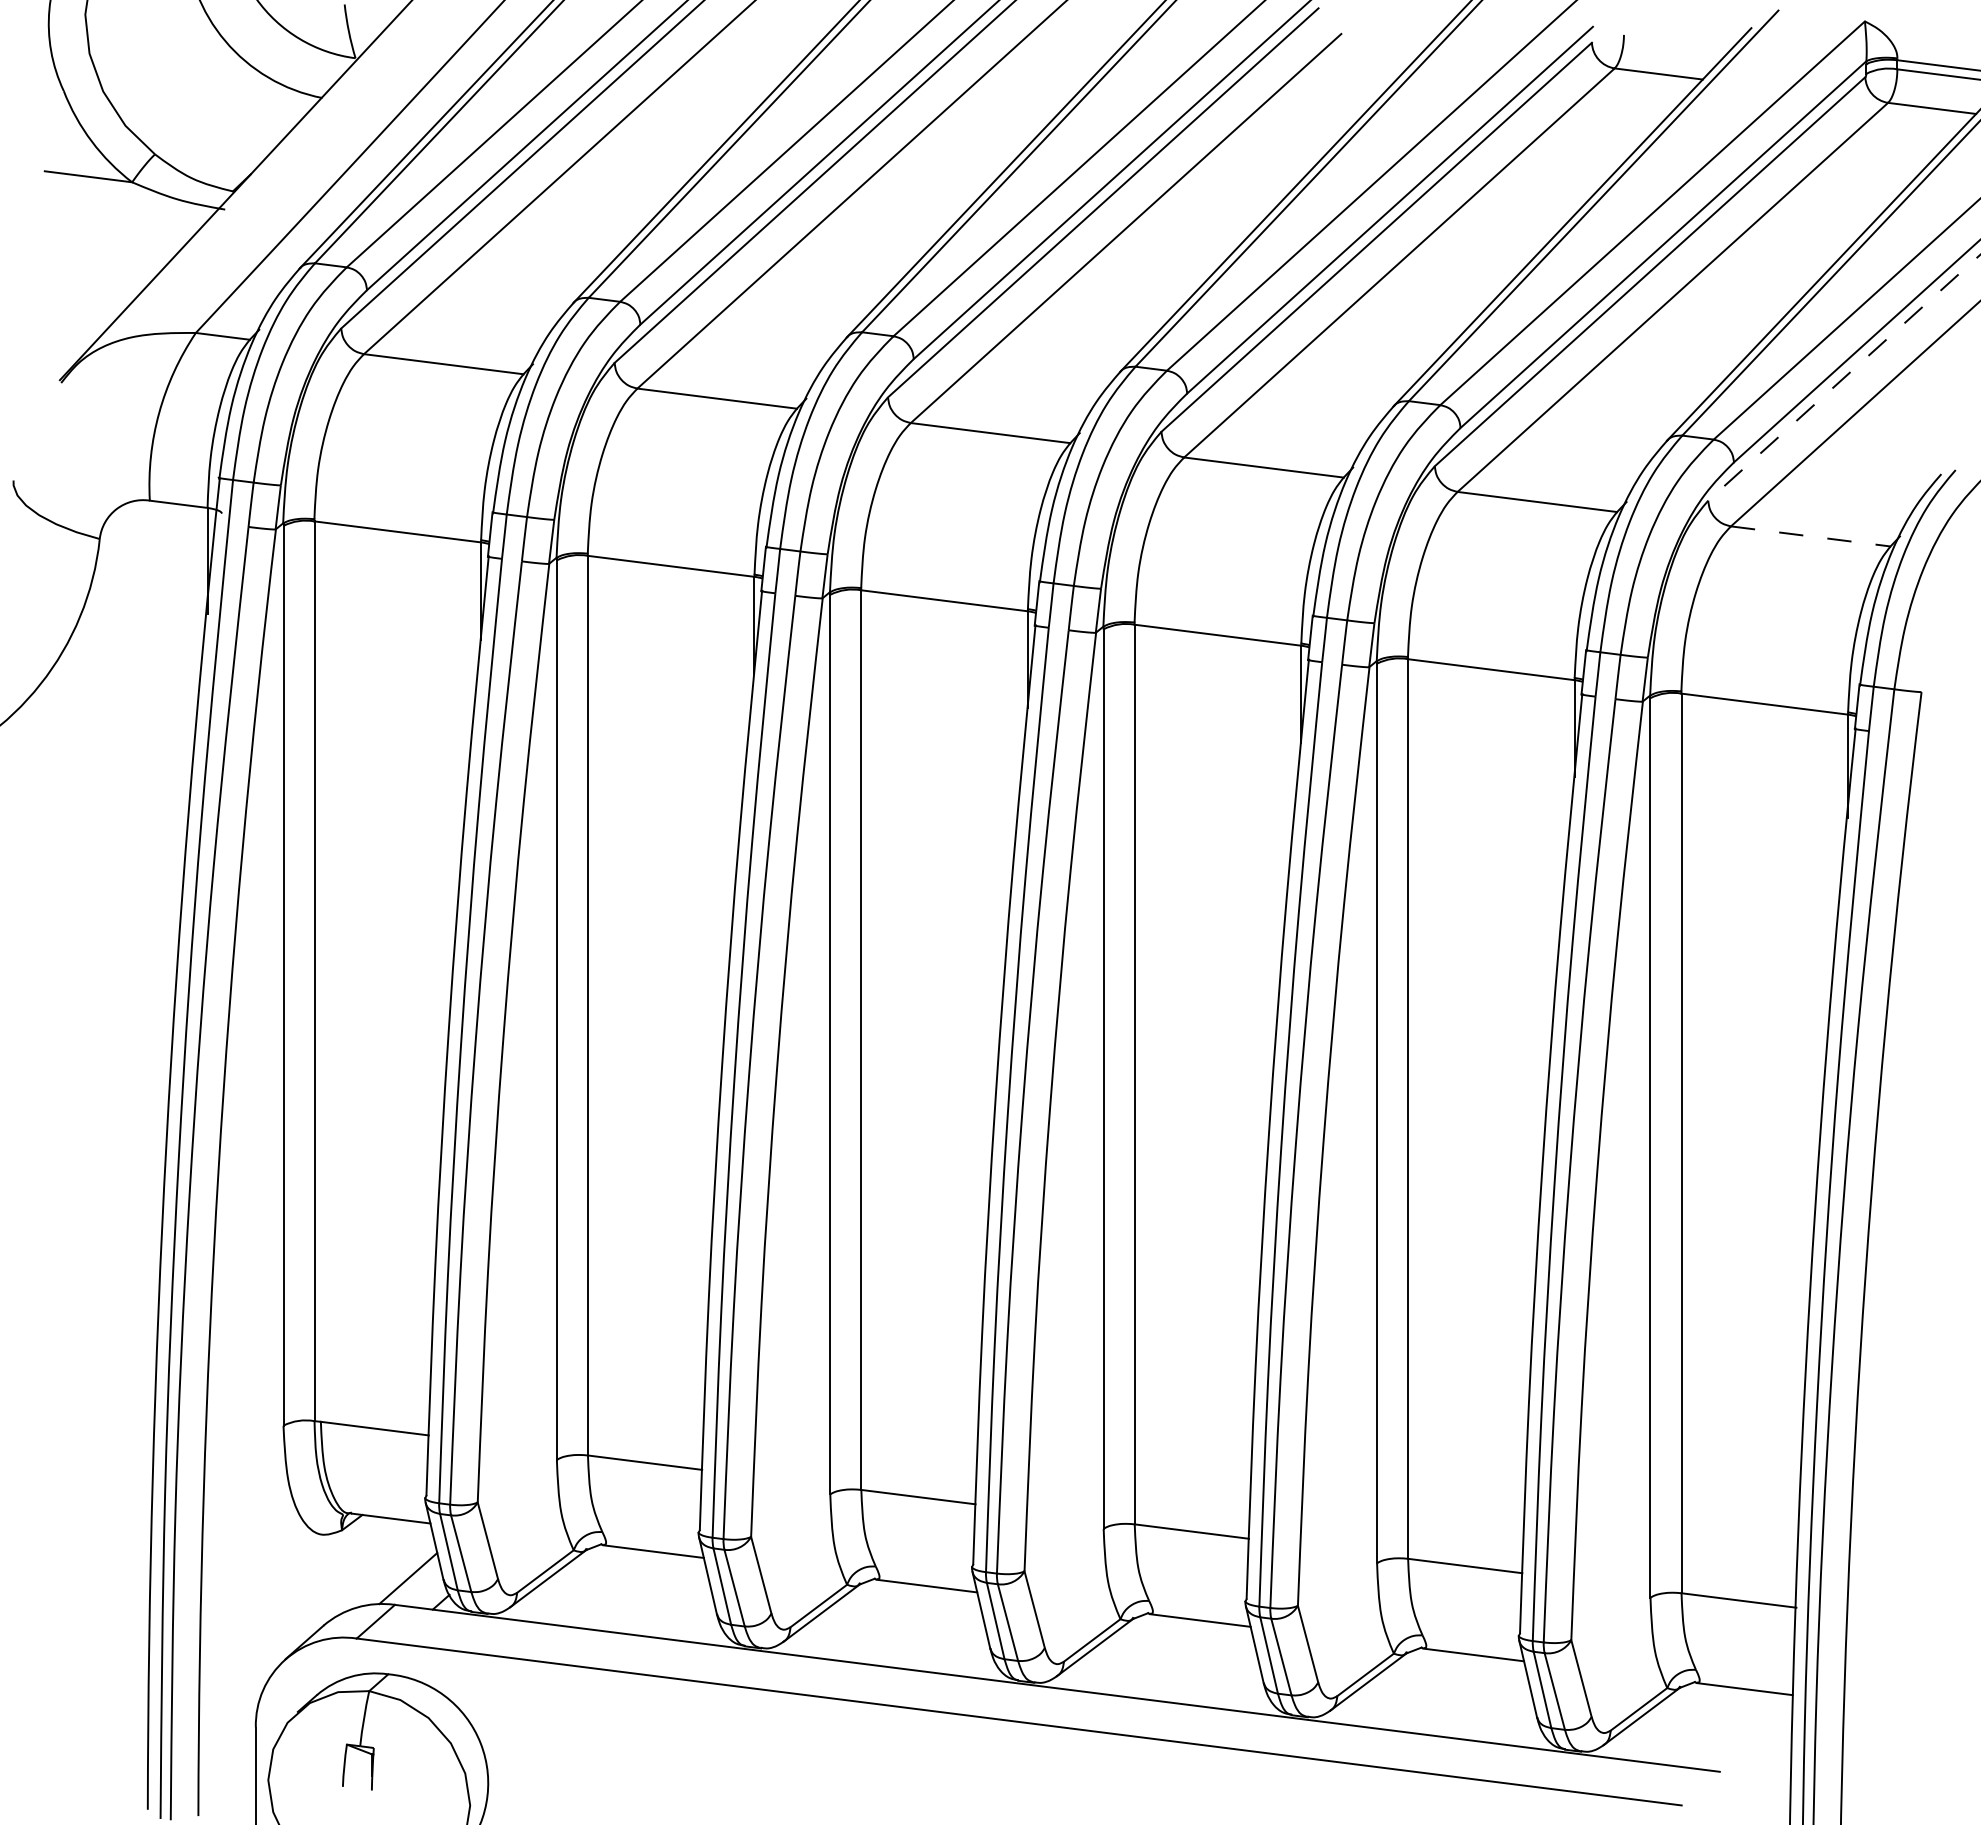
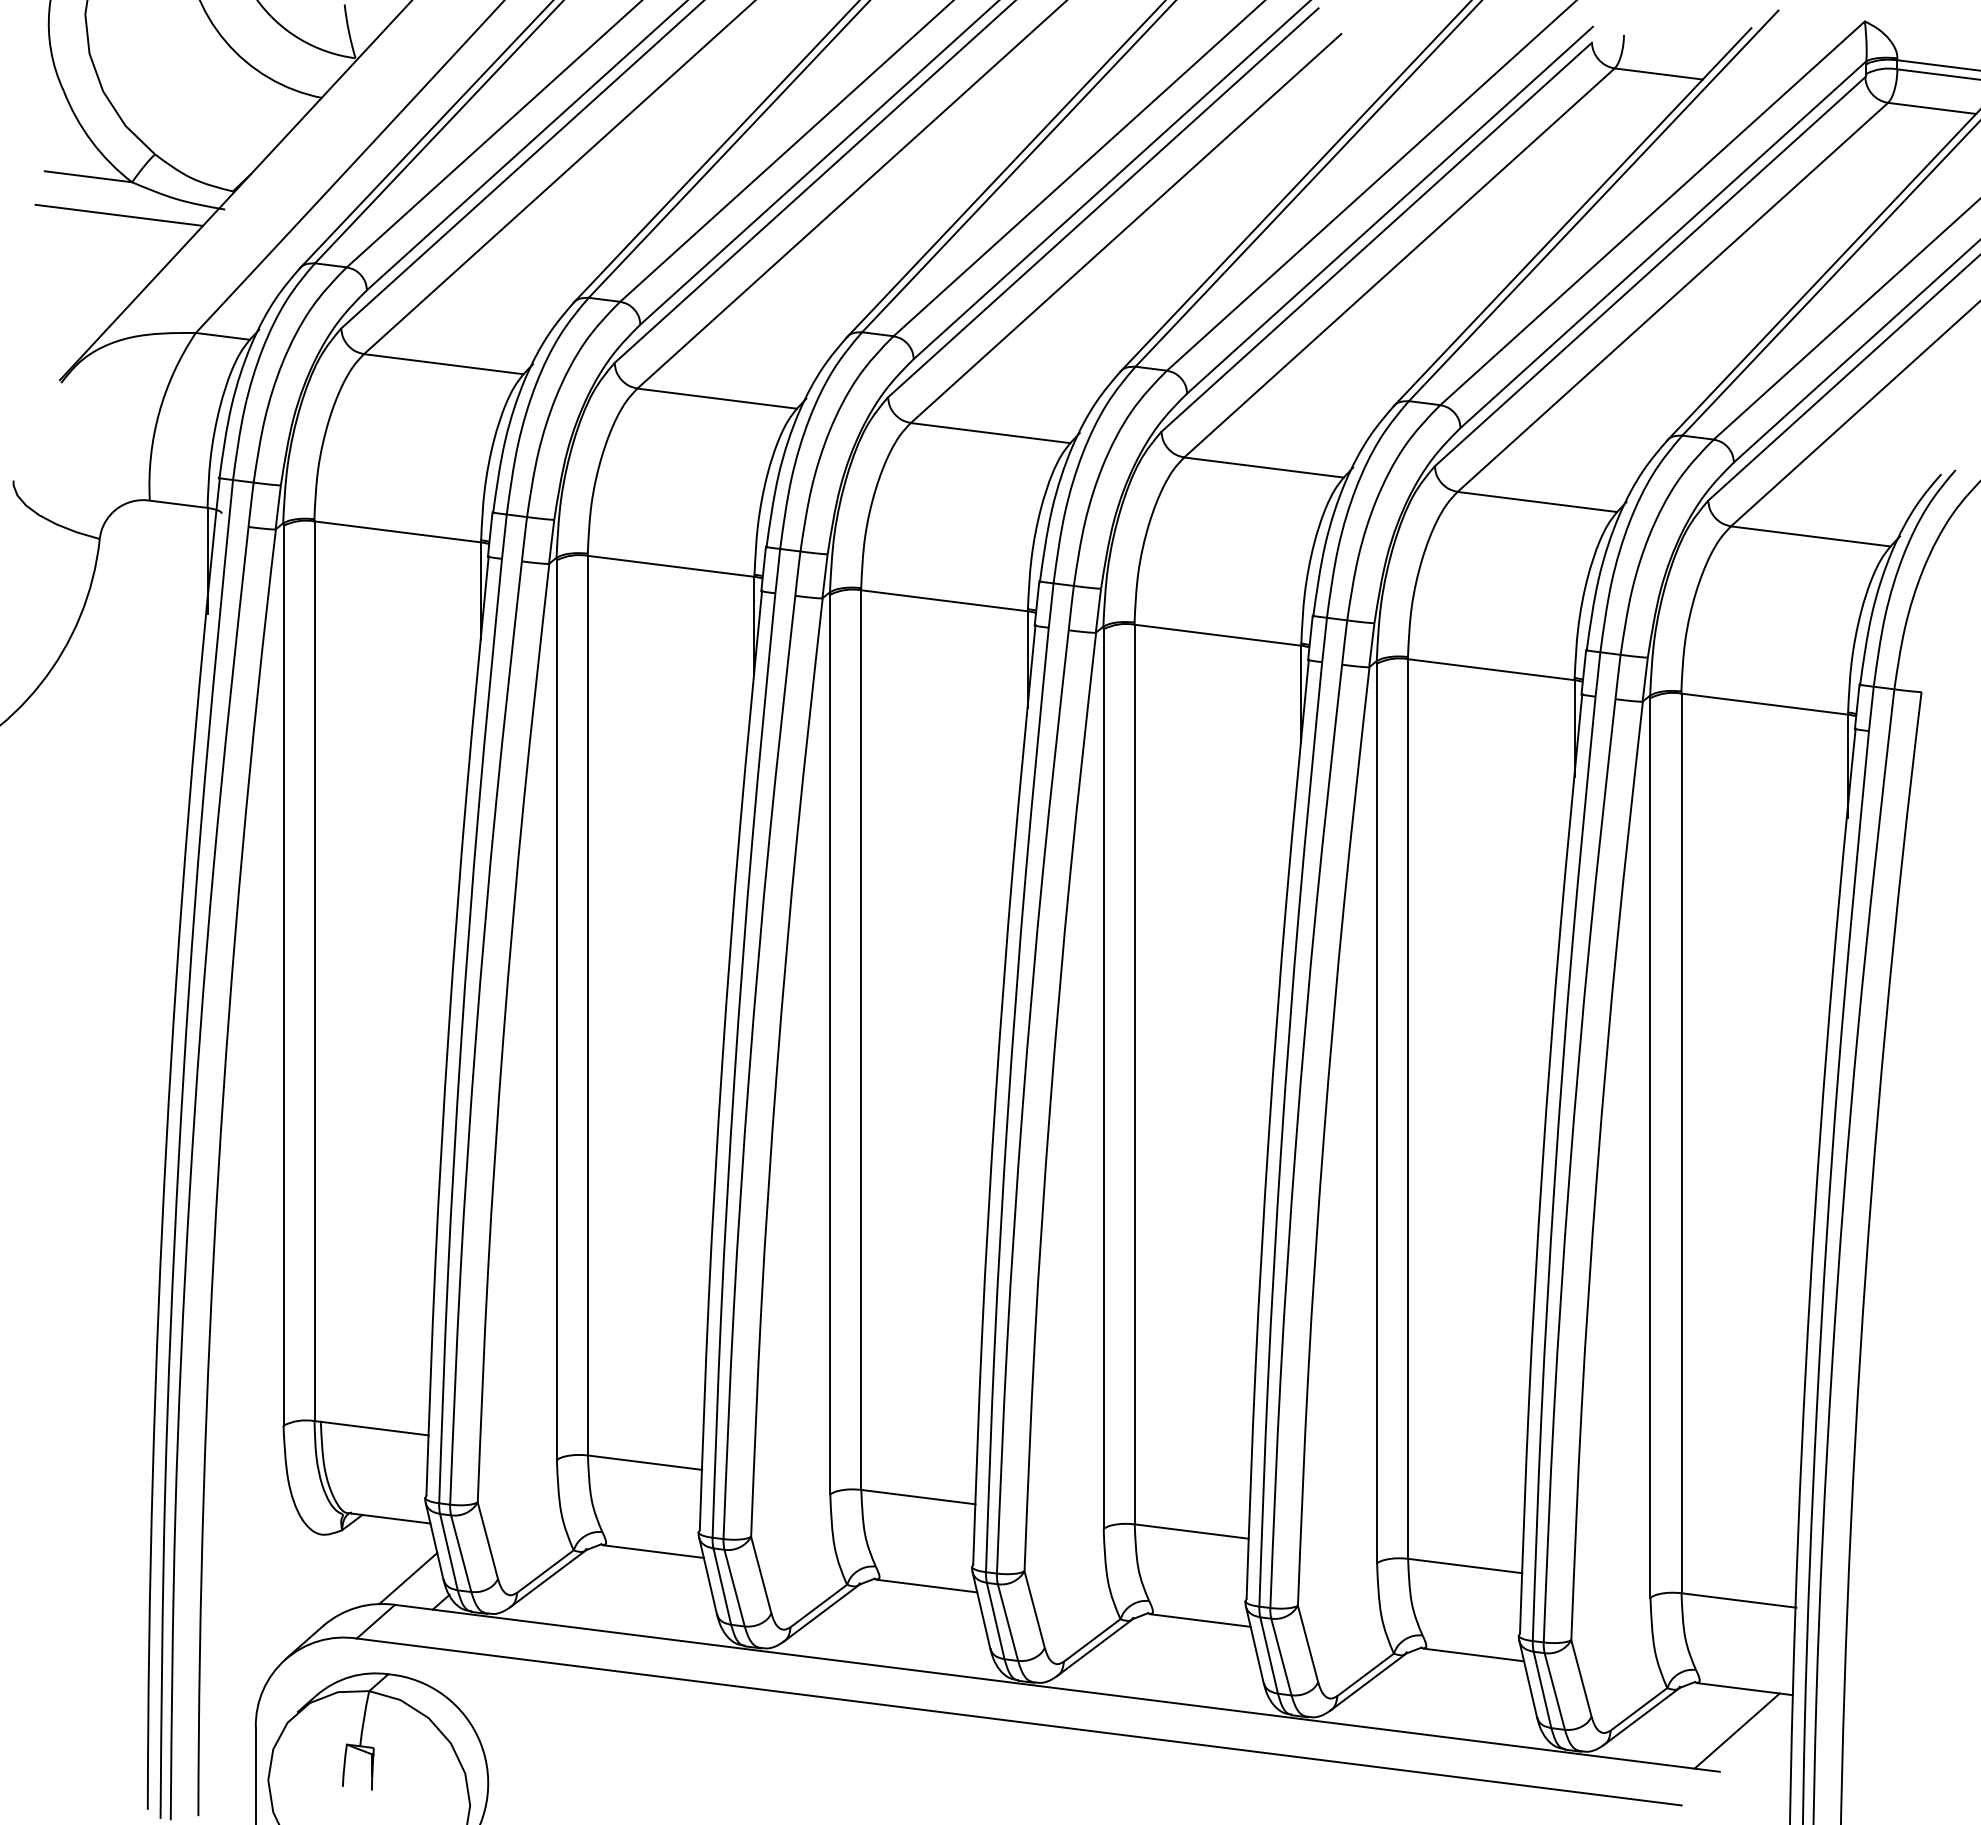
line: none -> present (119, 214)
line: dashed -> solid (1844, 377)
line: dashed -> solid (1811, 536)
line: none -> present (1736, 1730)
